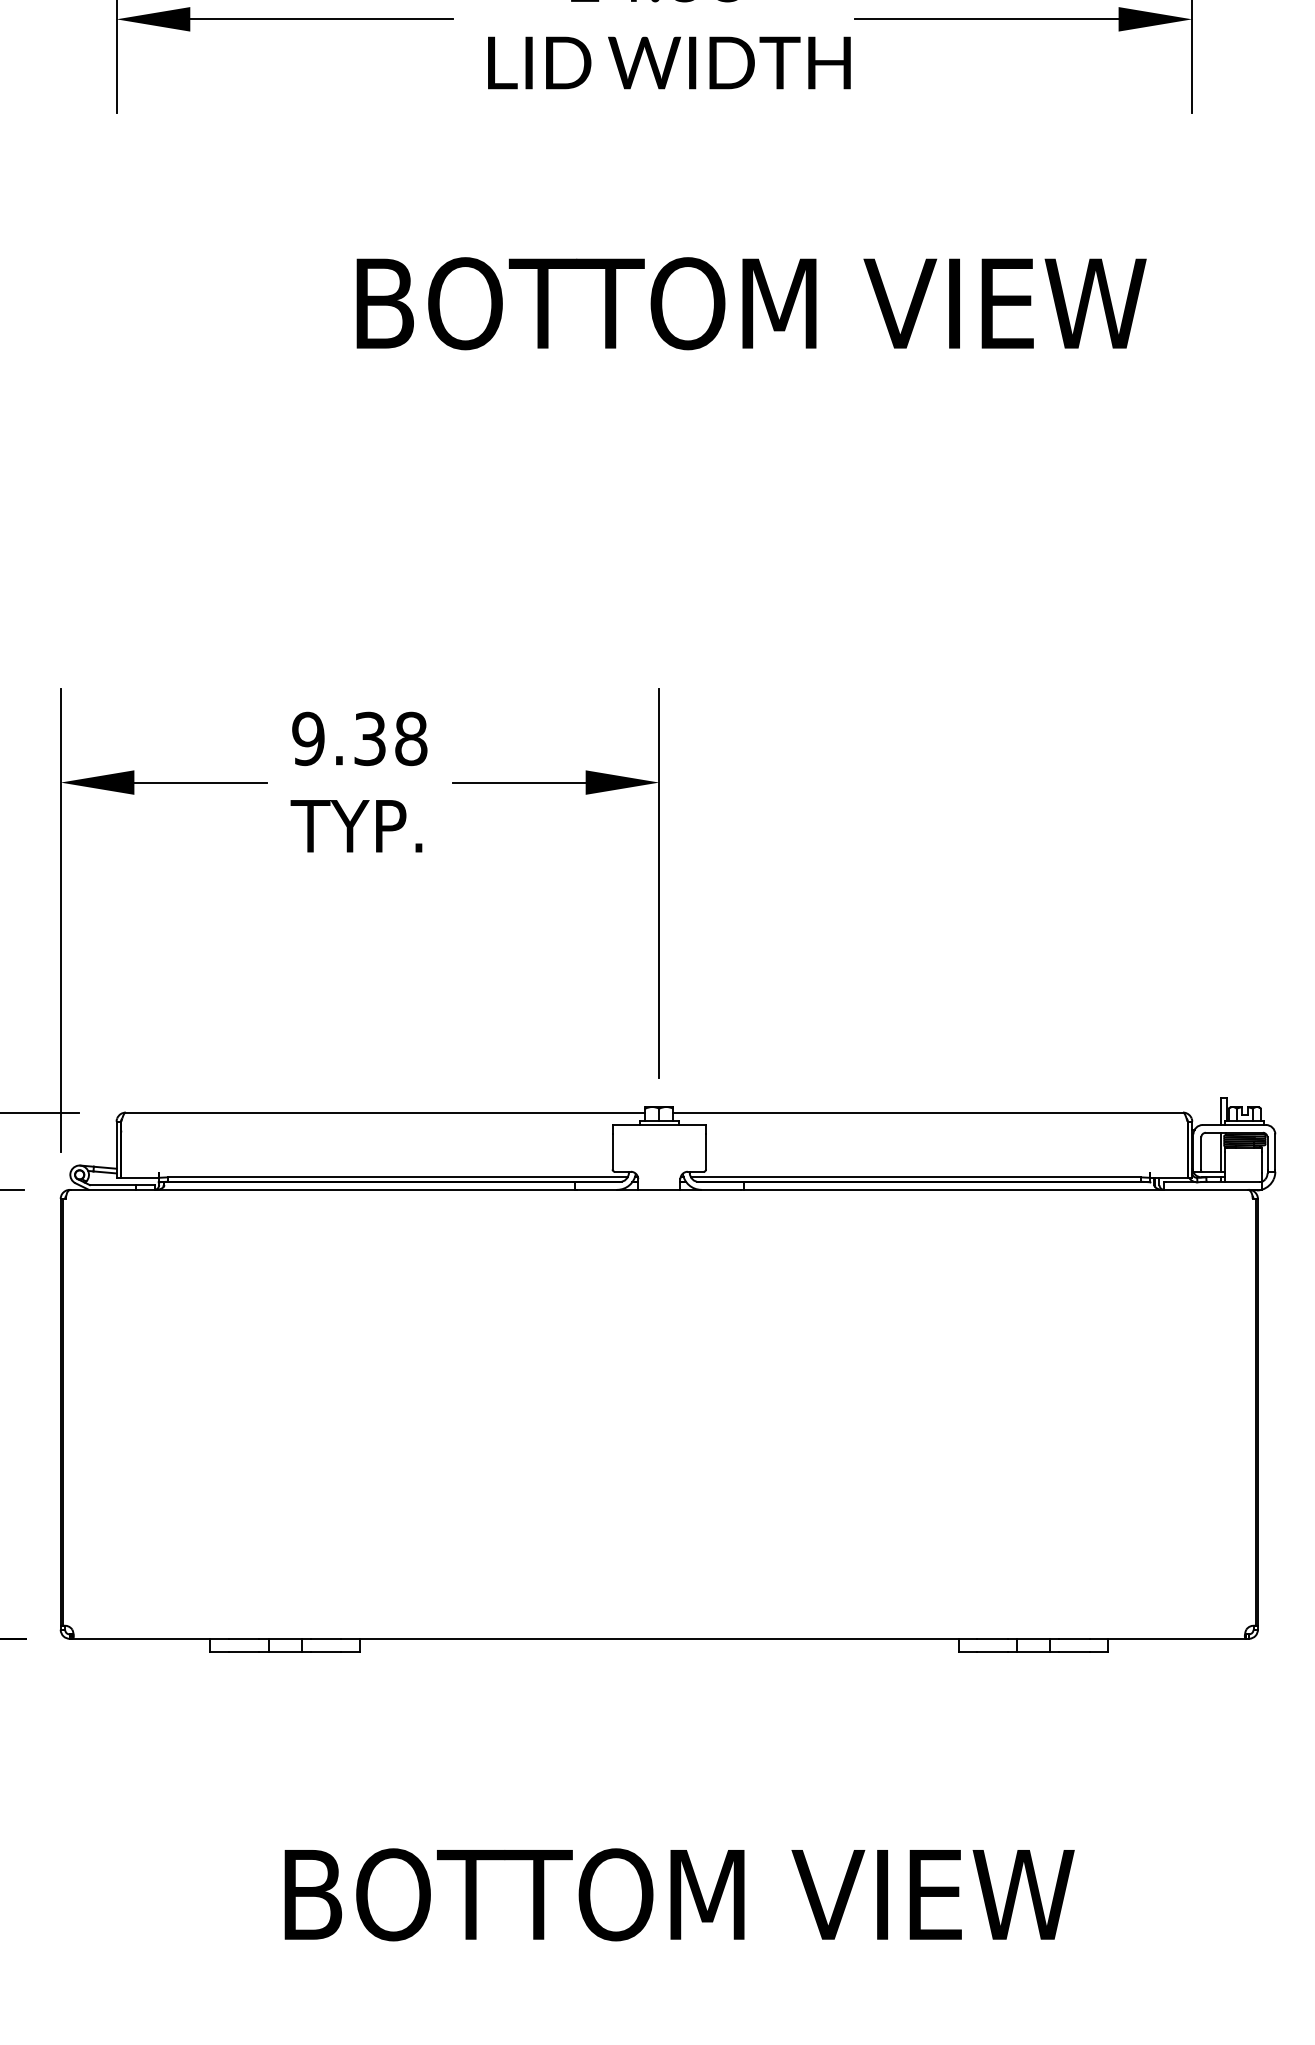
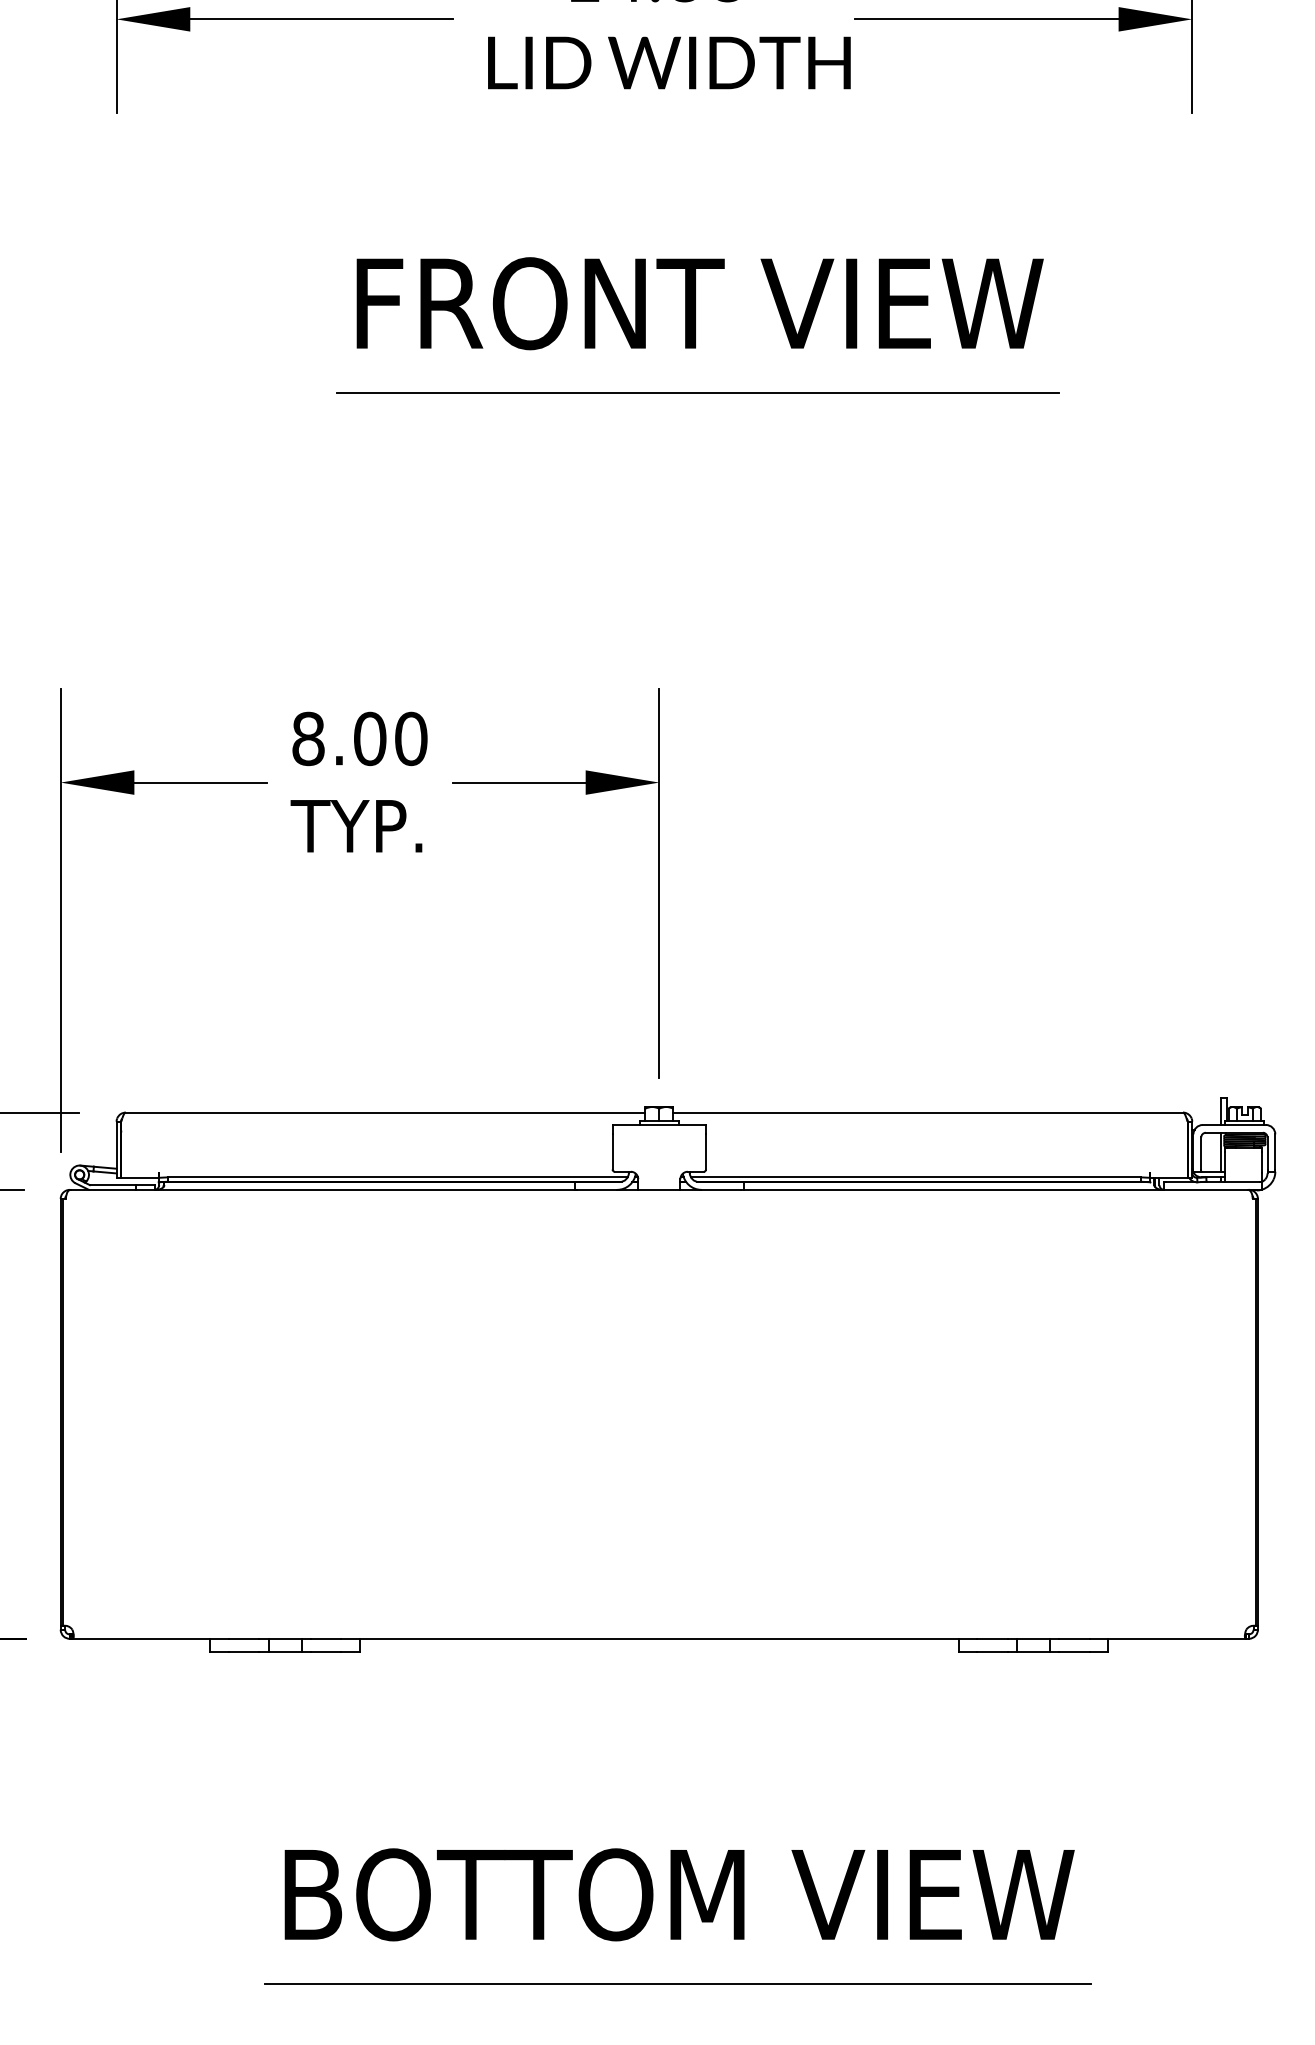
text: BOTTOM VIEW -> FRONT VIEW (756, 303)
line: none -> present (697, 392)
text: 9.38 -> 8.00 (359, 738)
line: none -> present (677, 1983)
